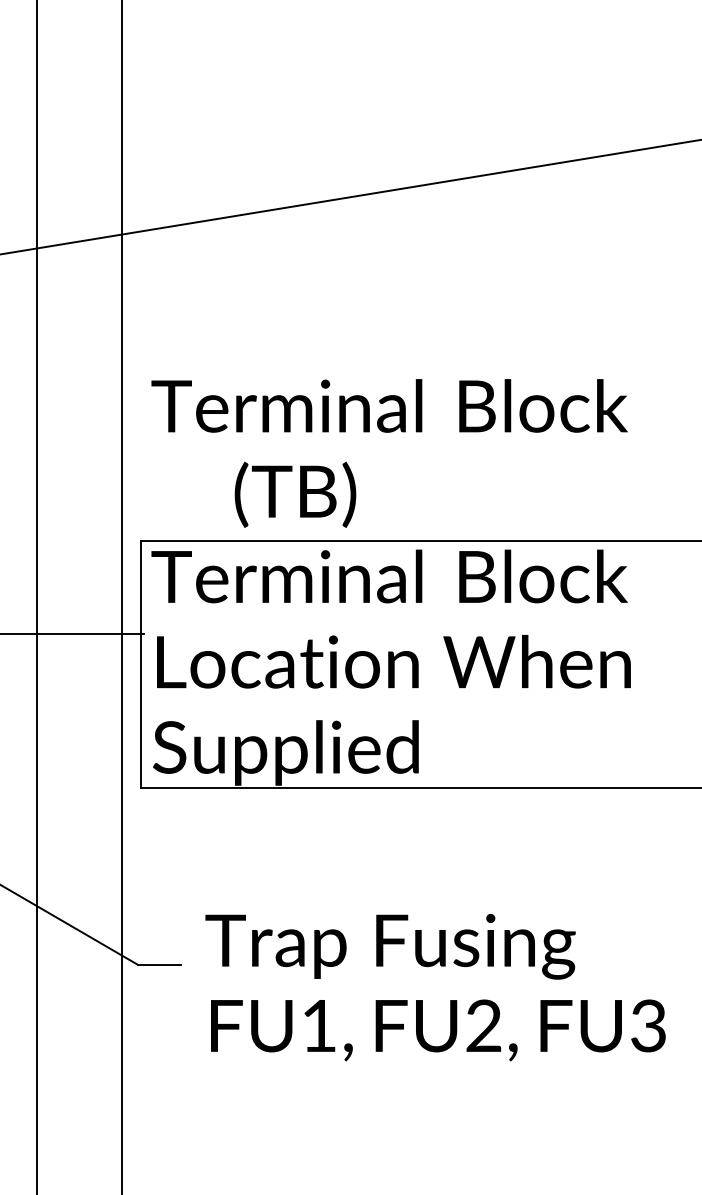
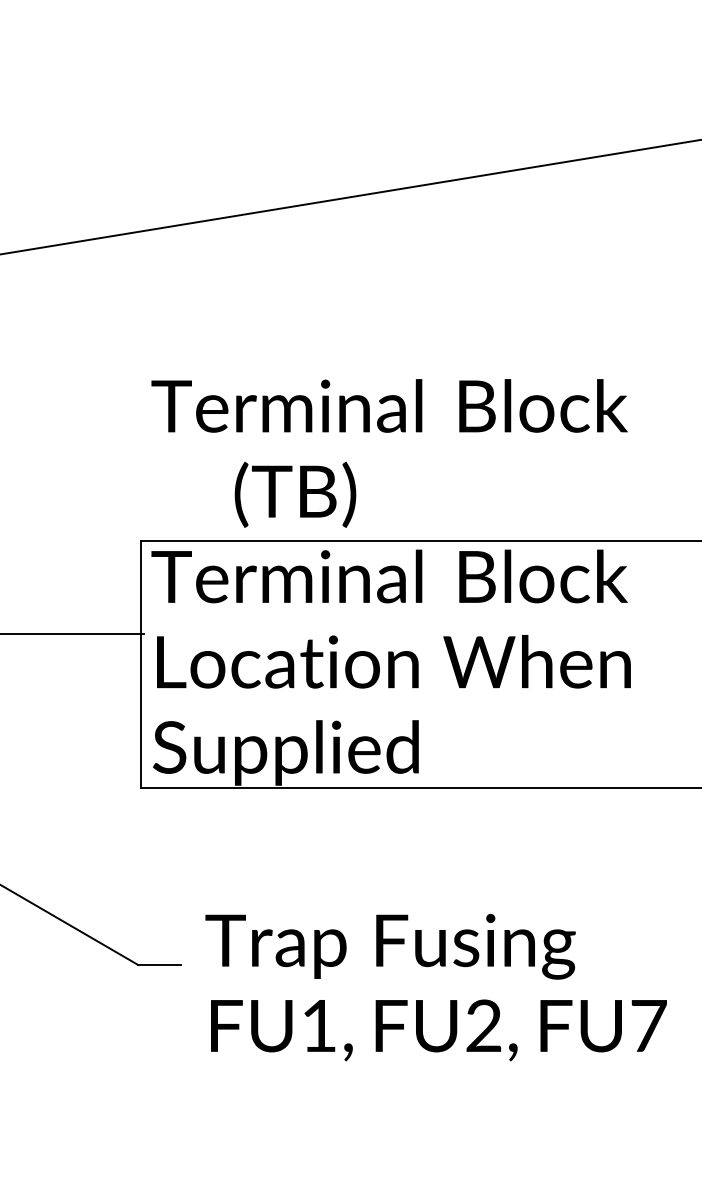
line: present -> none (37, 596)
line: present -> none (122, 596)
text: FU3 -> FU7 (648, 1025)
